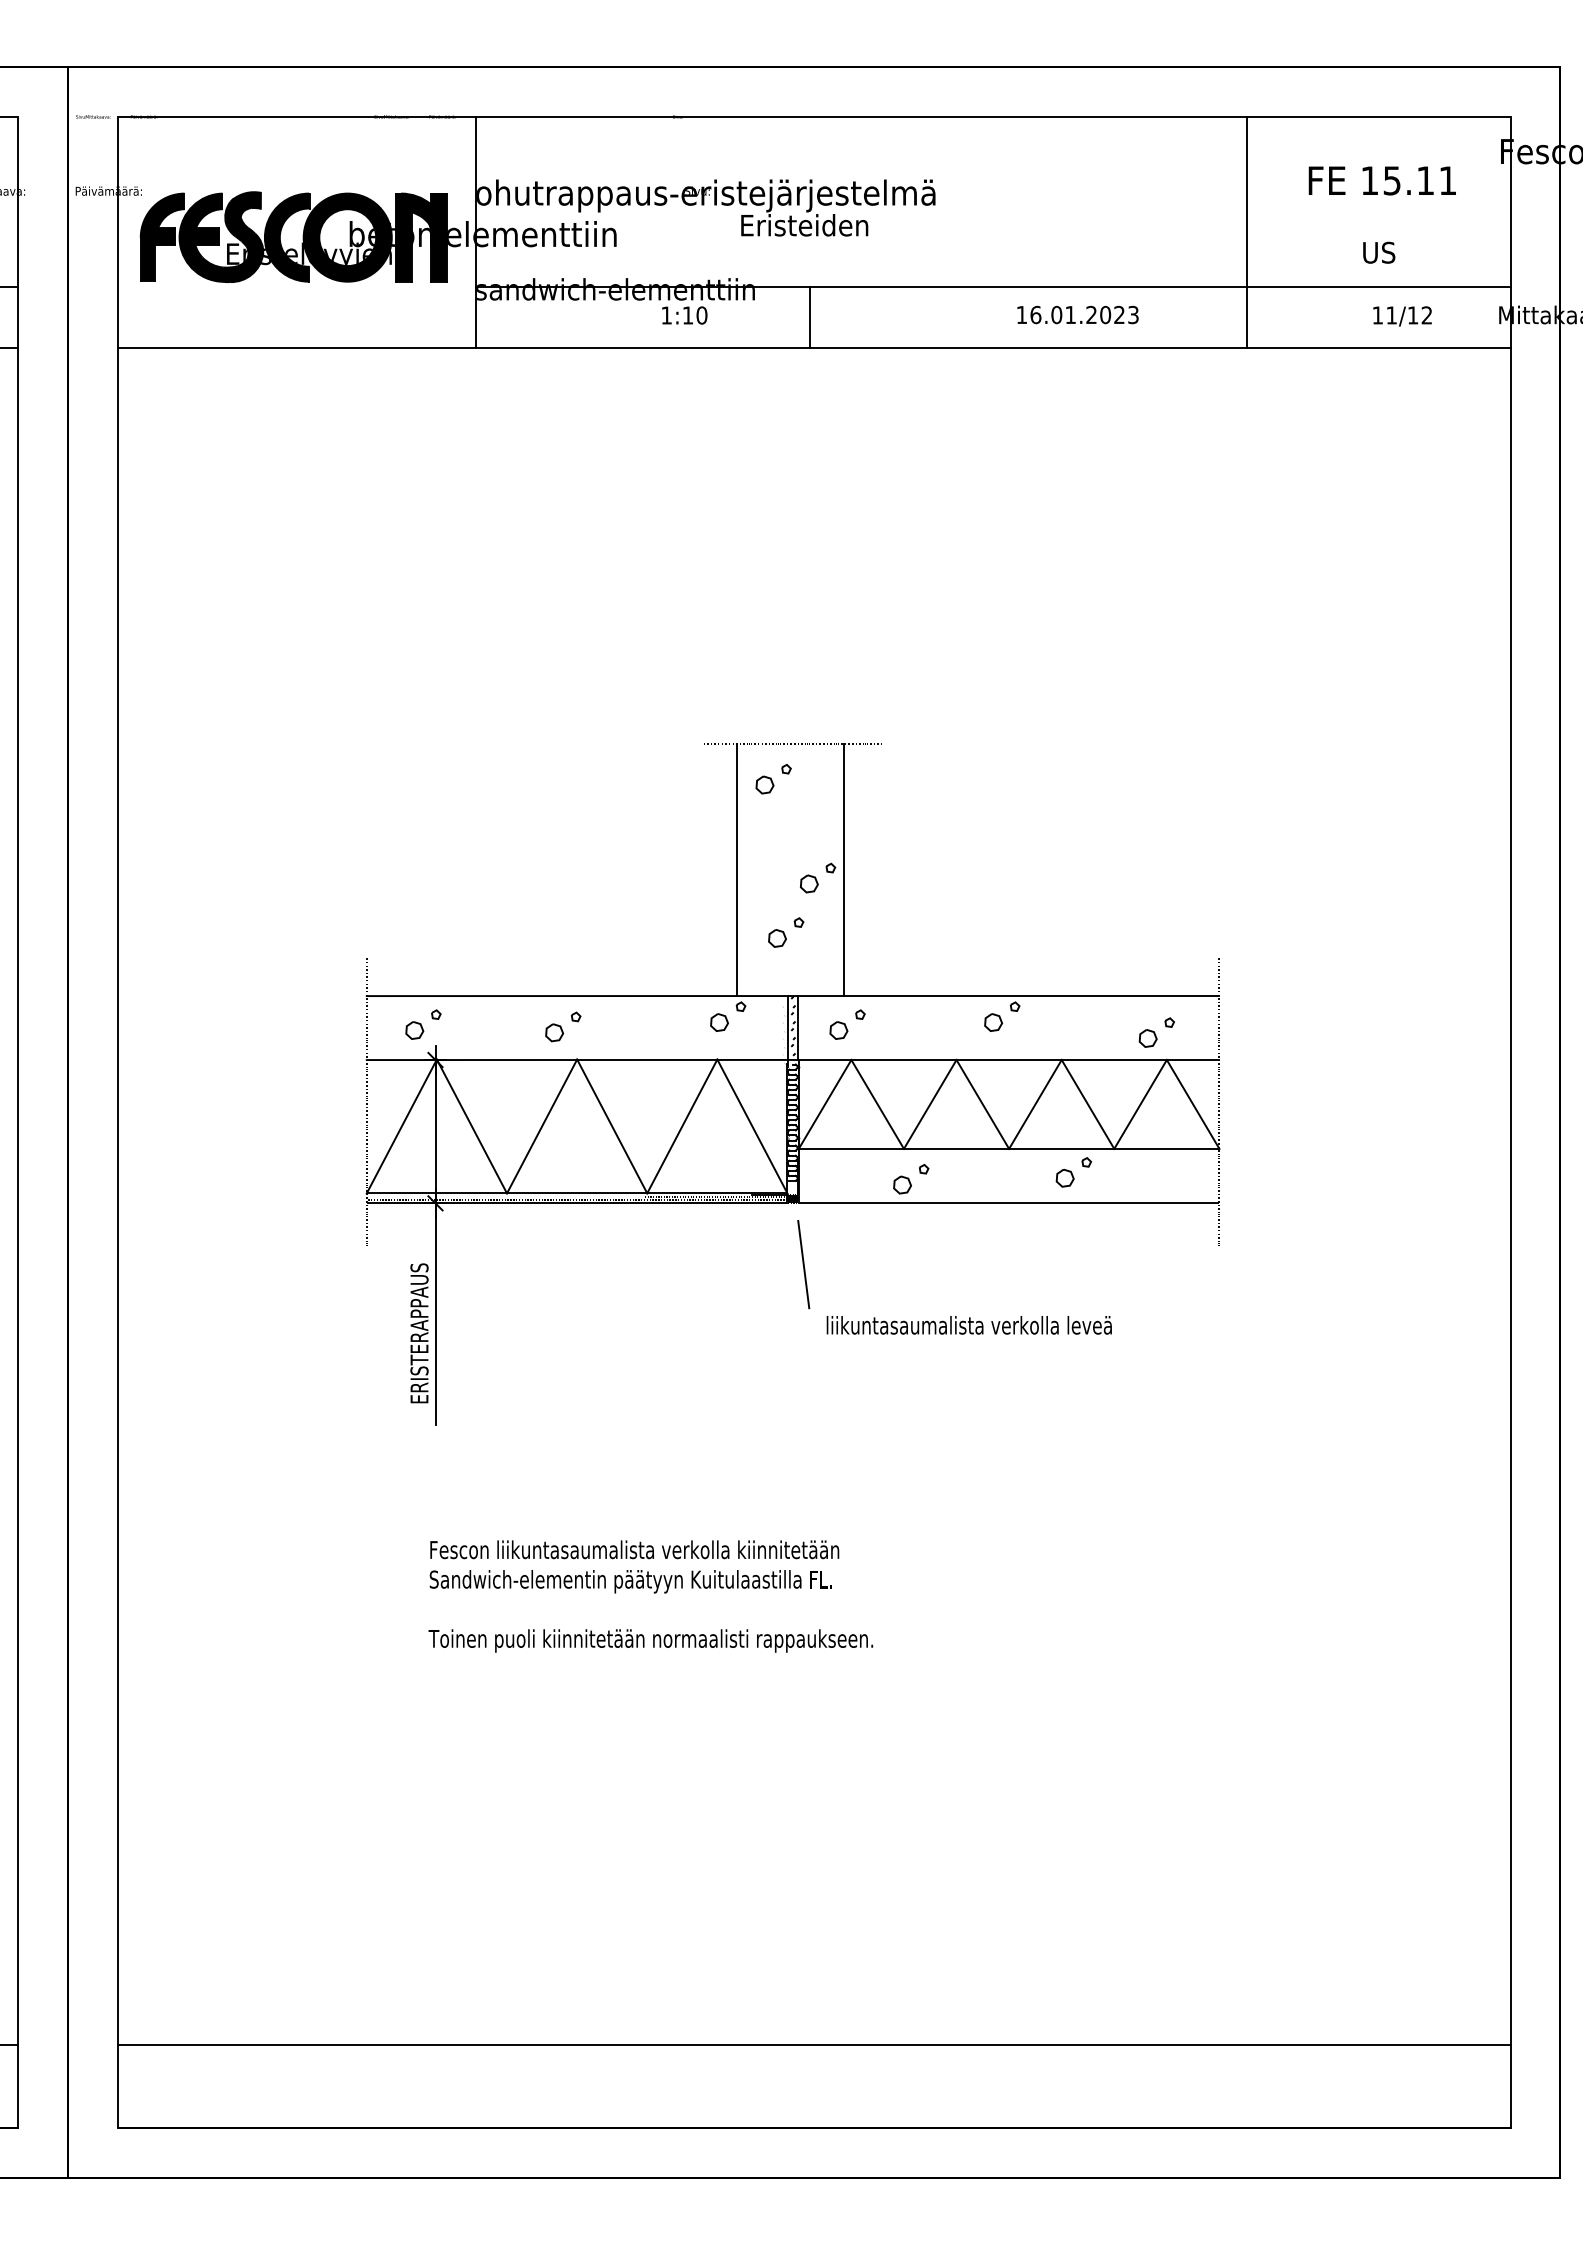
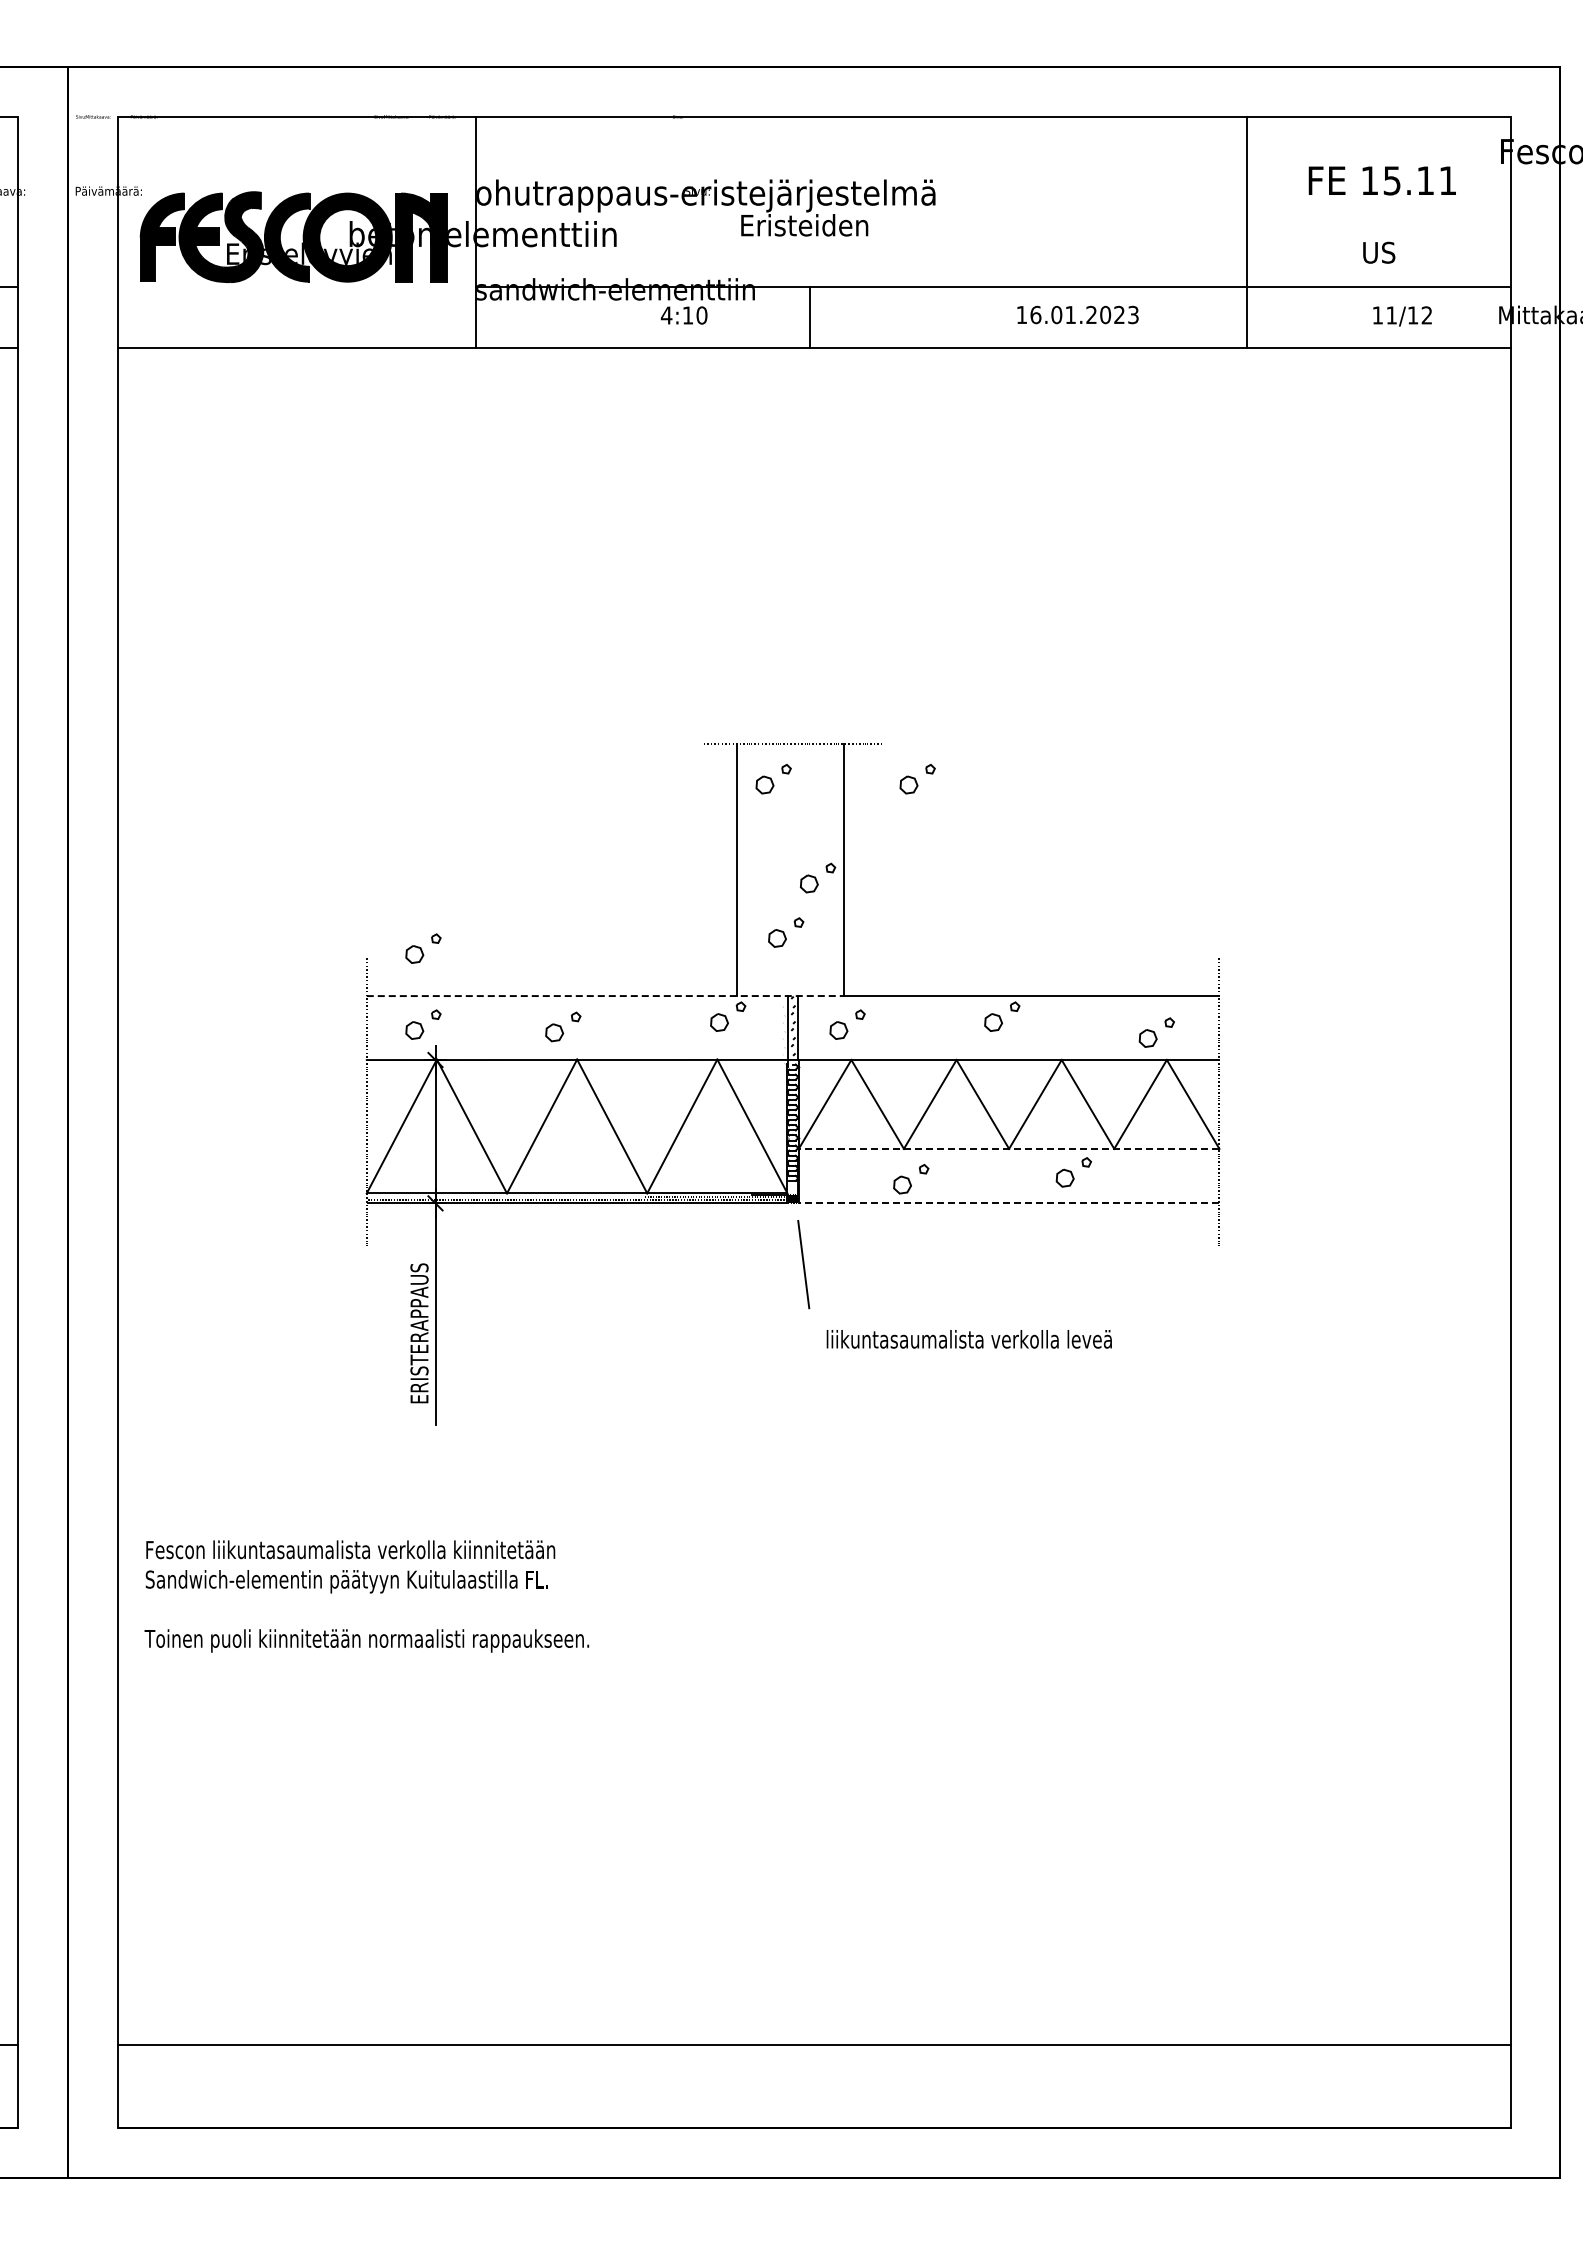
text: 1:10 -> 4:10 (666, 315)
part: none -> present (917, 779)
part: none -> present (423, 948)
line: solid -> dashed (605, 996)
line: solid -> dashed (1008, 1148)
line: solid -> dashed (1008, 1203)
text position: (968, 1325) -> (968, 1339) (968, 1339)
text position: (650, 1596) -> (366, 1596) (366, 1596)
